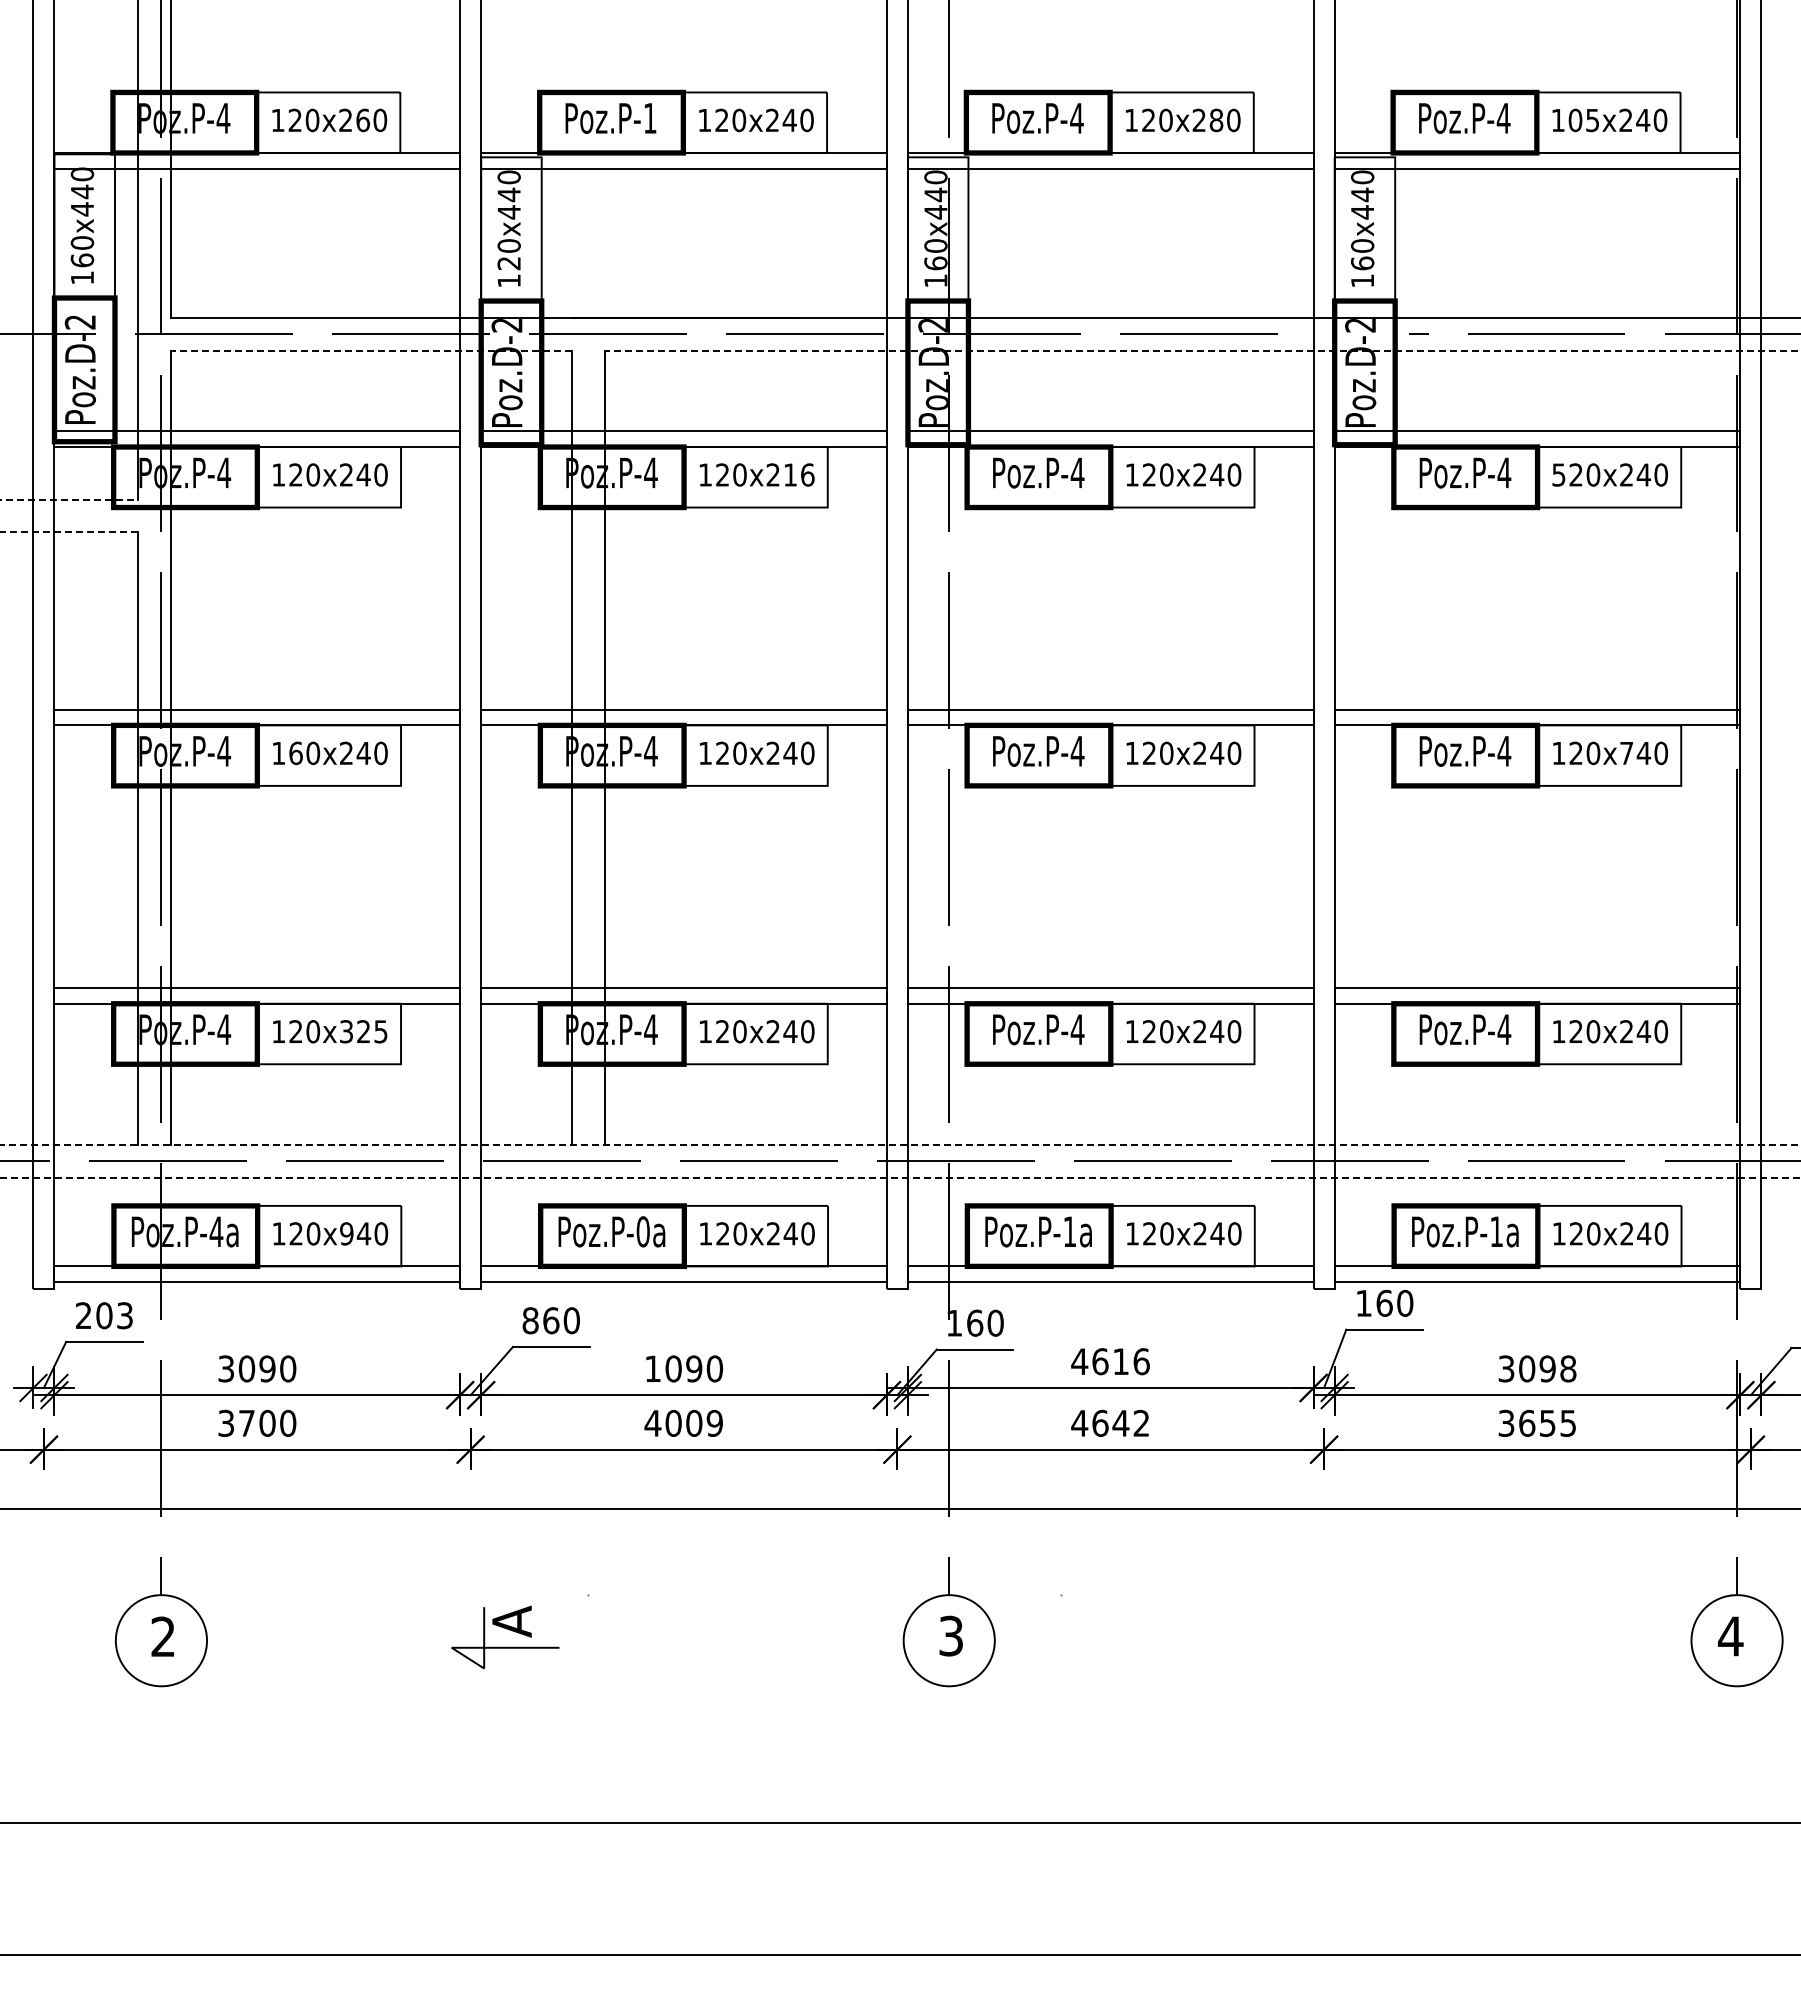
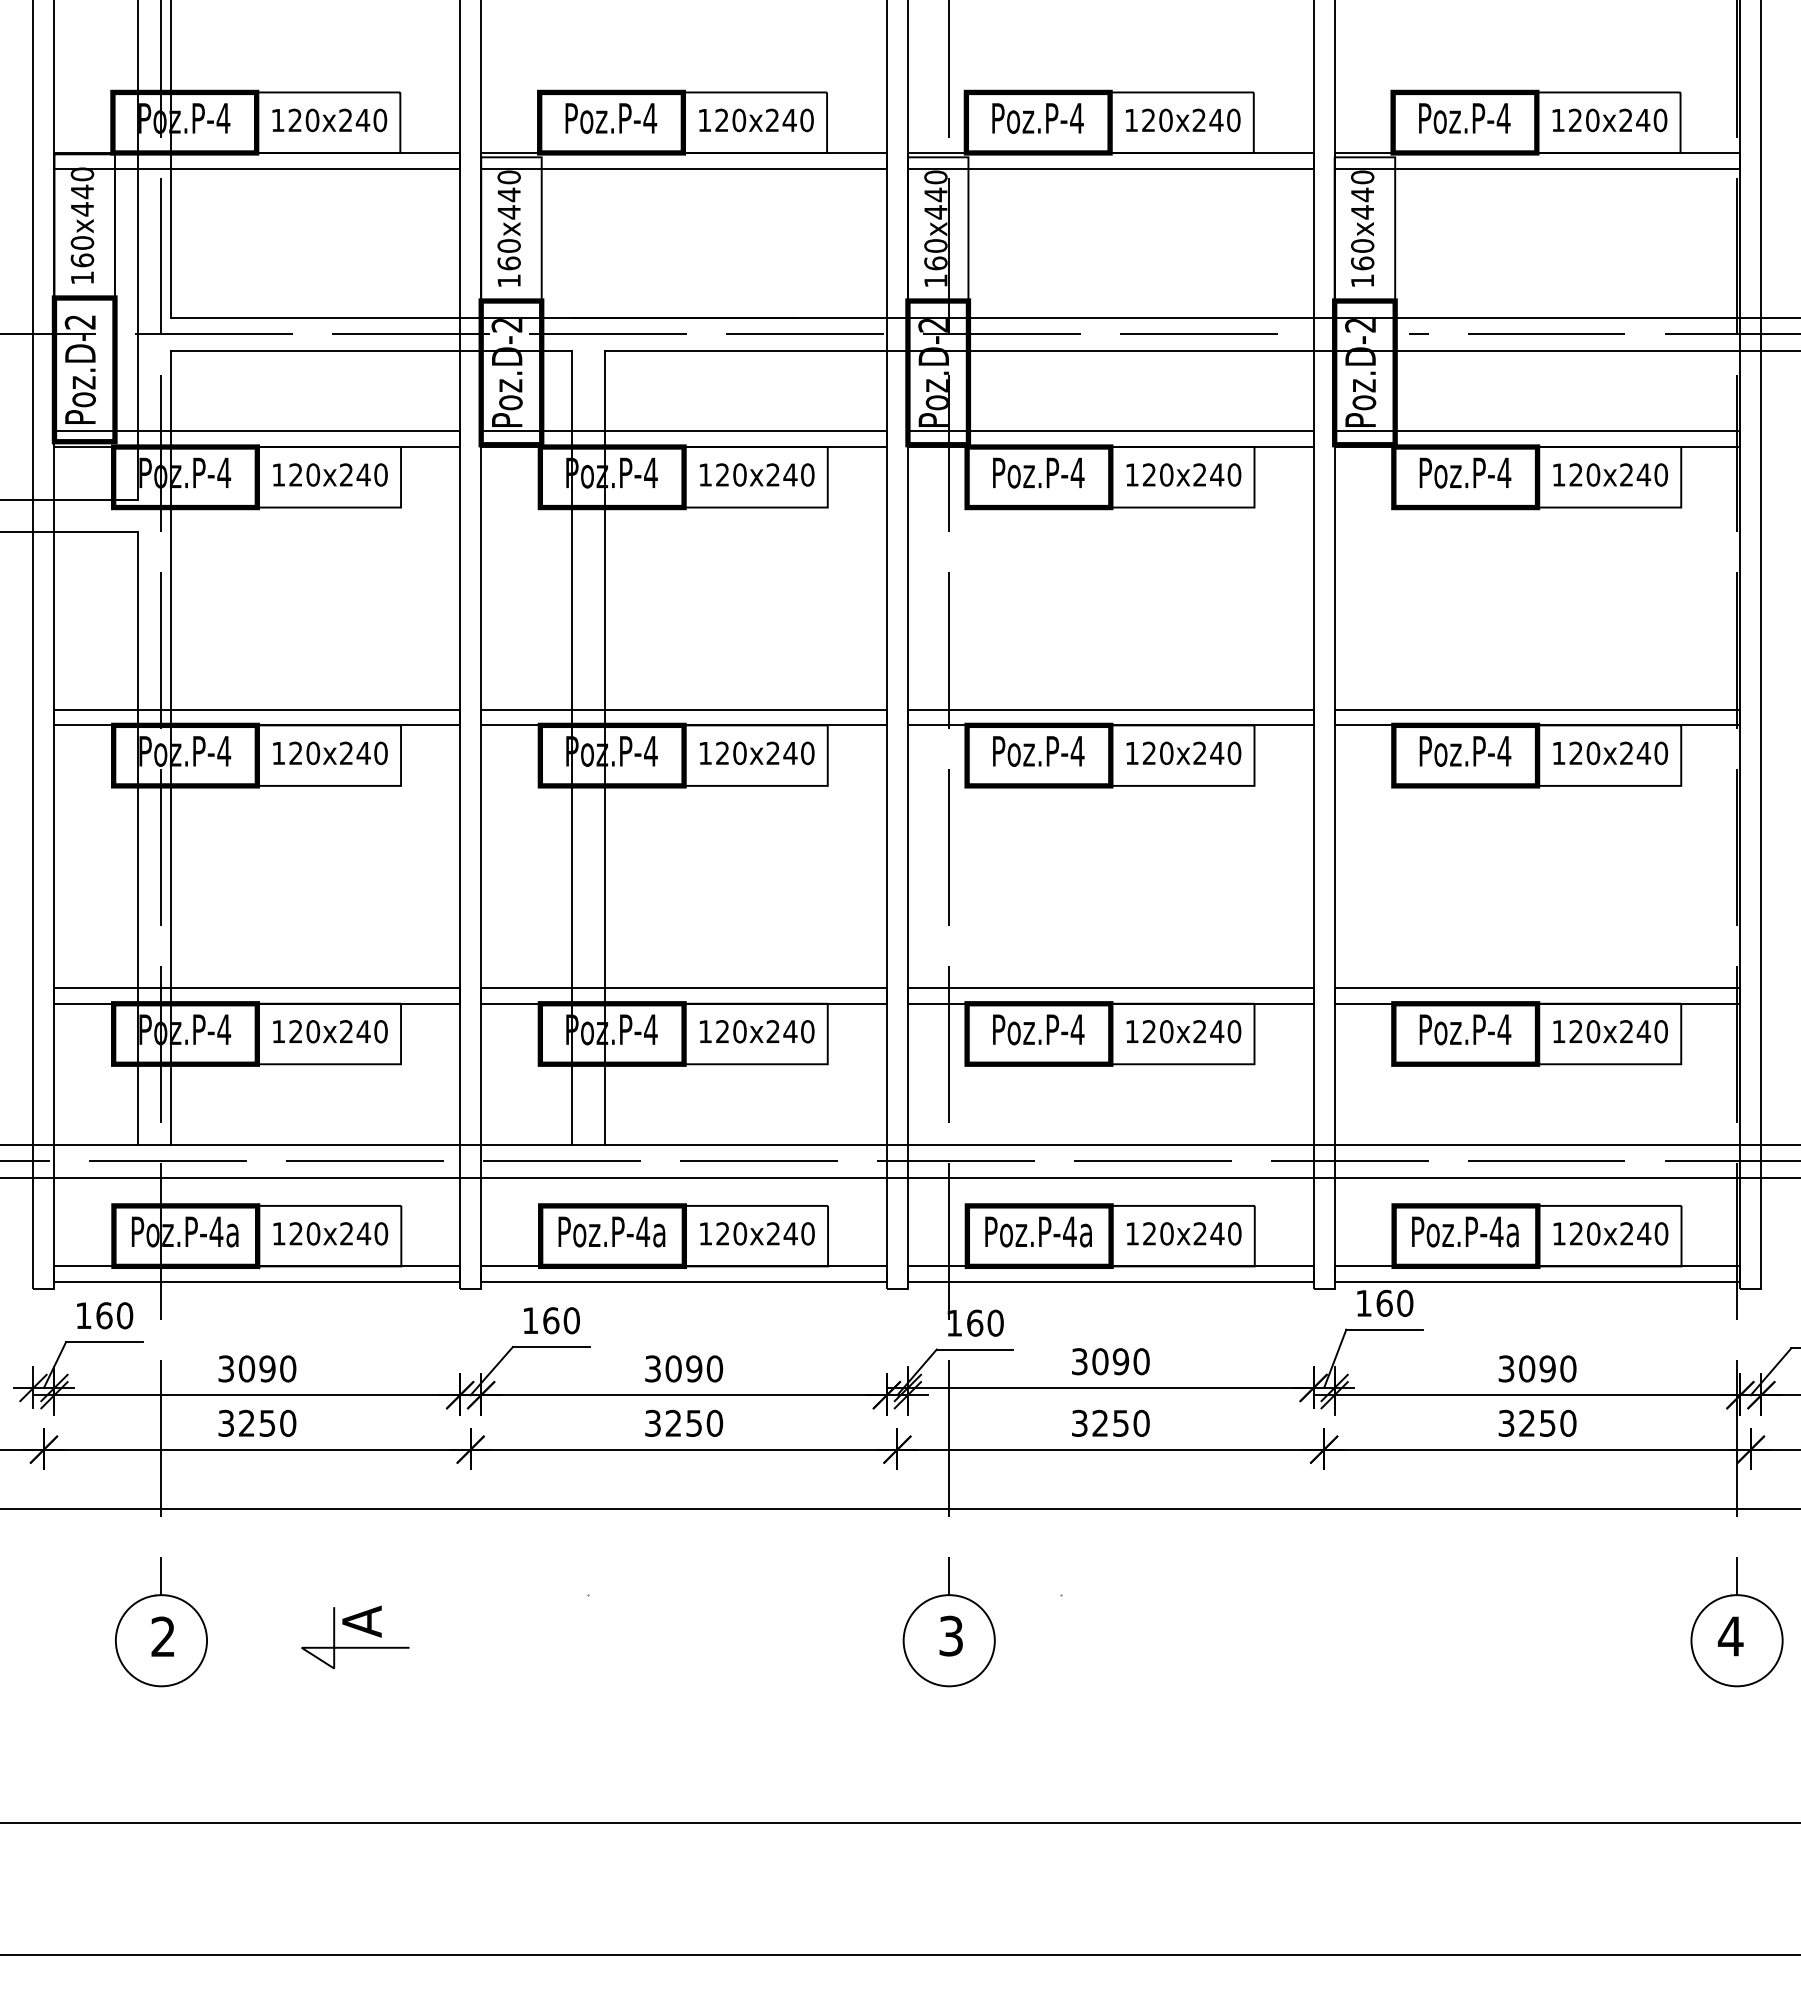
text: Poz.P-1 -> Poz.P-4 (650, 118)
text: 120x260 -> 120x240 (362, 120)
text: 120x280 -> 120x240 (1216, 120)
text: 105x240 -> 120x240 (1583, 120)
text: 120x440 -> 160x440 (508, 263)
line: dashed -> solid (371, 350)
line: dashed -> solid (1202, 350)
text: 120x216 -> 120x240 (798, 474)
text: 520x240 -> 120x240 (1558, 474)
line: dashed -> solid (0, 499)
text: 120x740 -> 120x240 (1626, 752)
text: 160x240 -> 120x240 (295, 753)
text: 120x325 -> 120x240 (363, 1031)
line: dashed -> solid (900, 1144)
line: dashed -> solid (900, 1177)
text: Poz.P-0a -> Poz.P-4a (643, 1231)
text: Poz.P-1a -> Poz.P-4a (1069, 1231)
text: Poz.P-1a -> Poz.P-4a (1496, 1231)
text: 120x940 -> 120x240 (346, 1233)
text: 203 -> 160 (104, 1315)
text: 860 -> 160 (530, 1320)
text: 4616 -> 3090 (1110, 1361)
text: 1090 -> 3090 (652, 1368)
text: 3098 -> 3090 (1568, 1368)
text: 3700 -> 3250 (257, 1422)
text: 4009 -> 3250 (683, 1422)
text: 4642 -> 3250 (1110, 1422)
text: 3655 -> 3250 (1547, 1422)
part position: (506, 1629) -> (356, 1629) (356, 1629)
